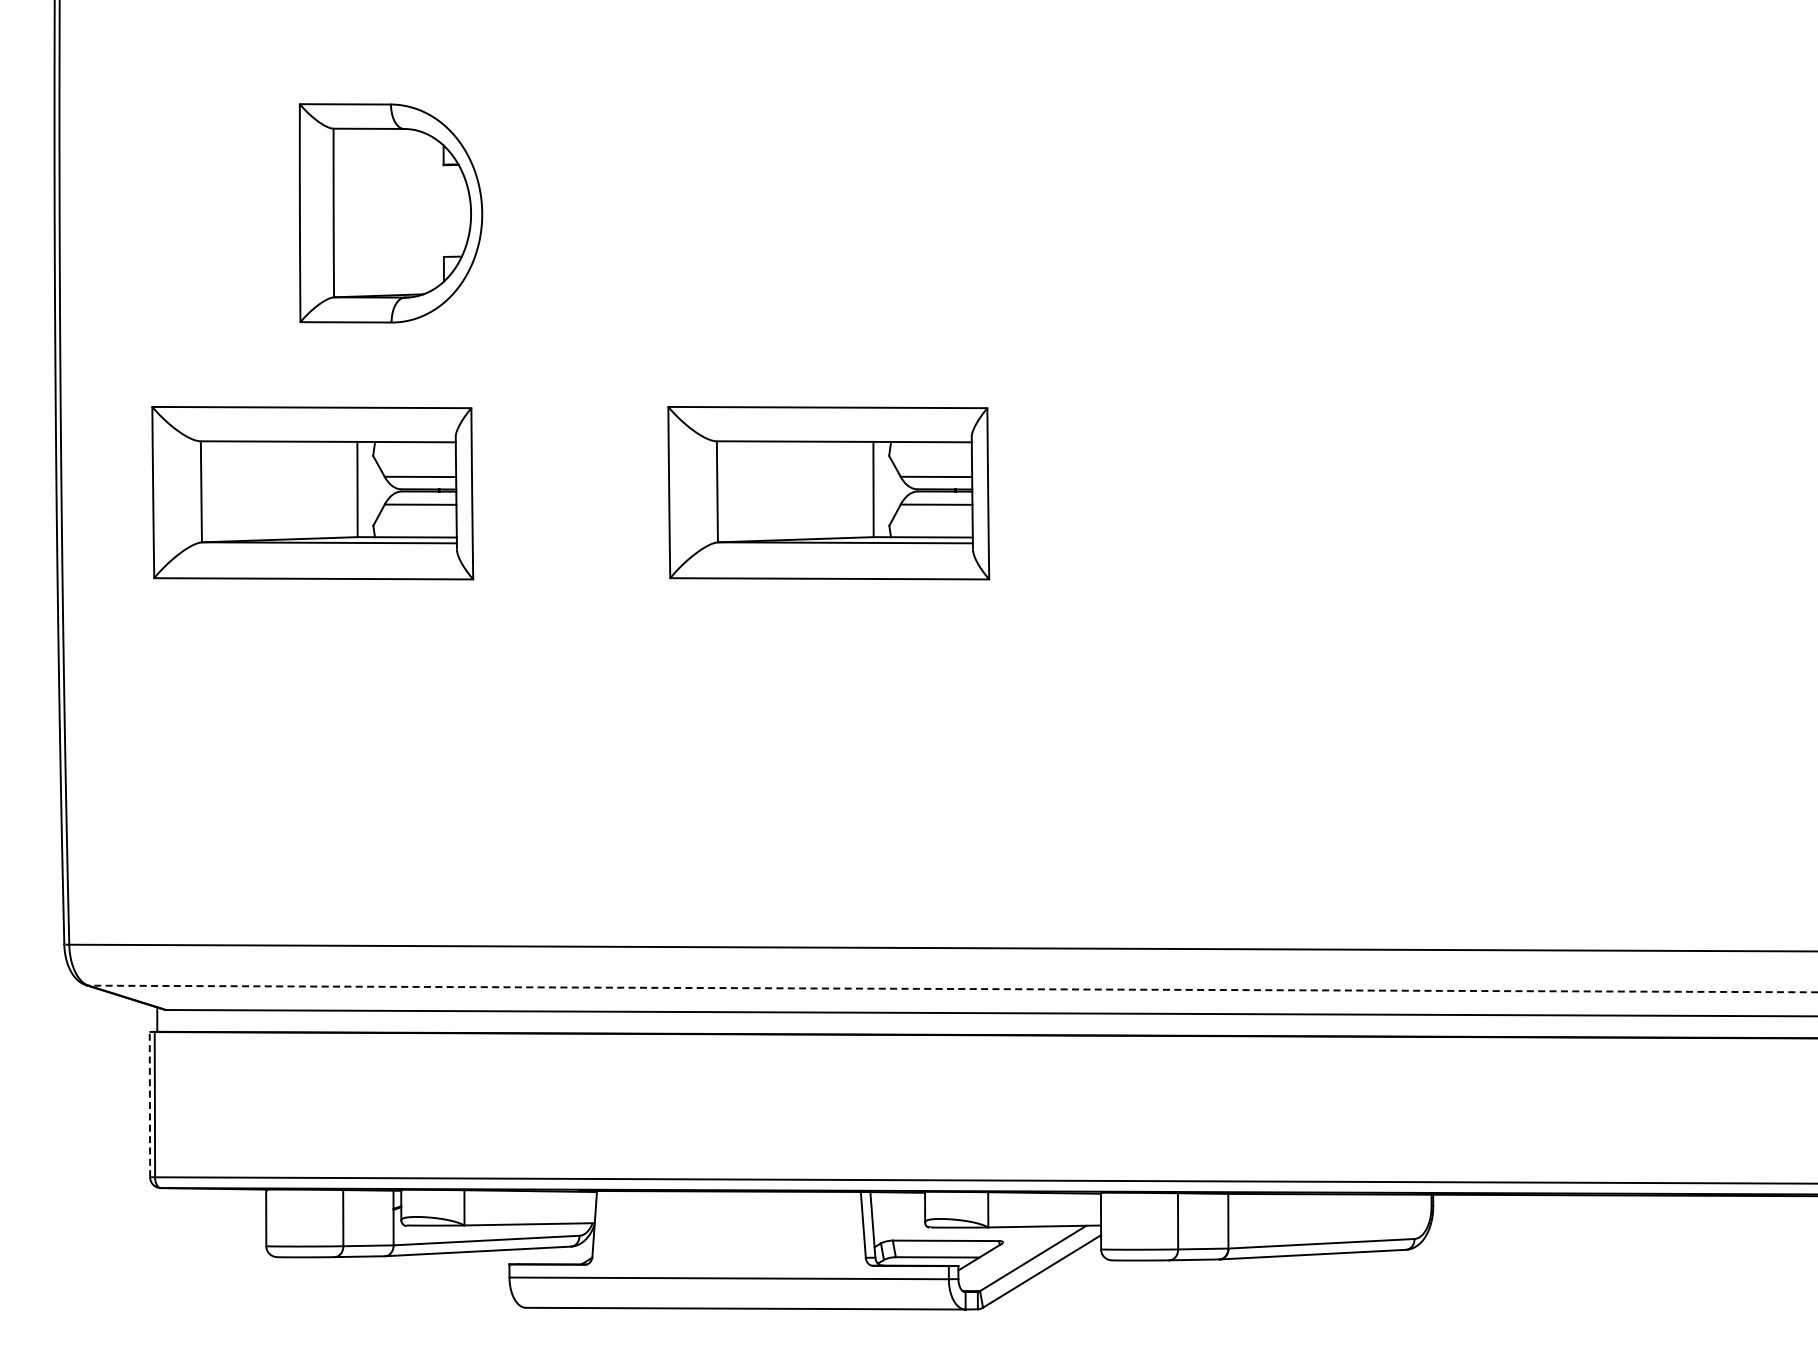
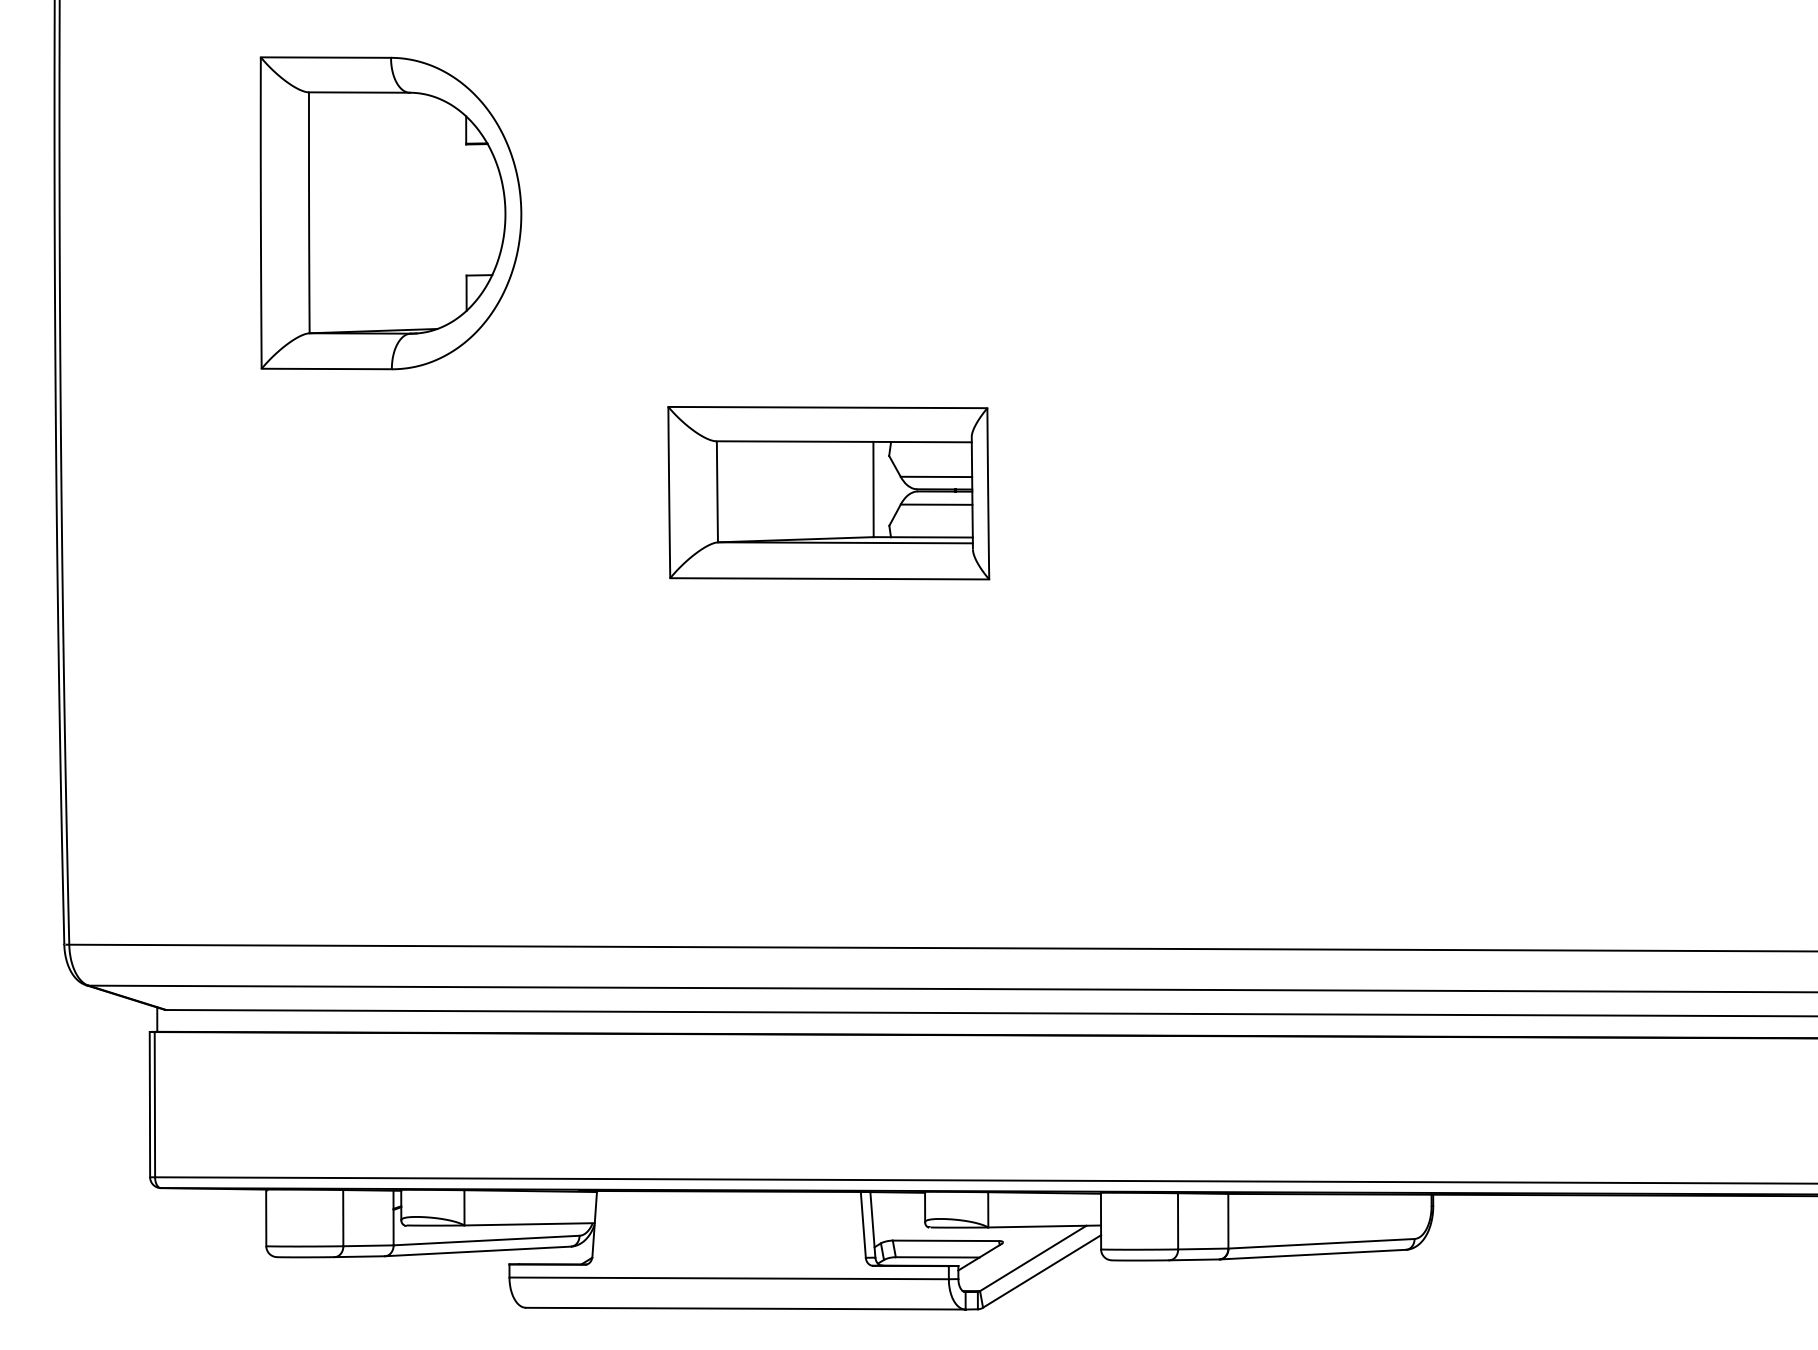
part size: 186x221 px -> 264x315 px (390, 213)
part: present -> none (312, 493)
line: dashed -> solid (952, 988)
line: dashed -> solid (149, 1104)
